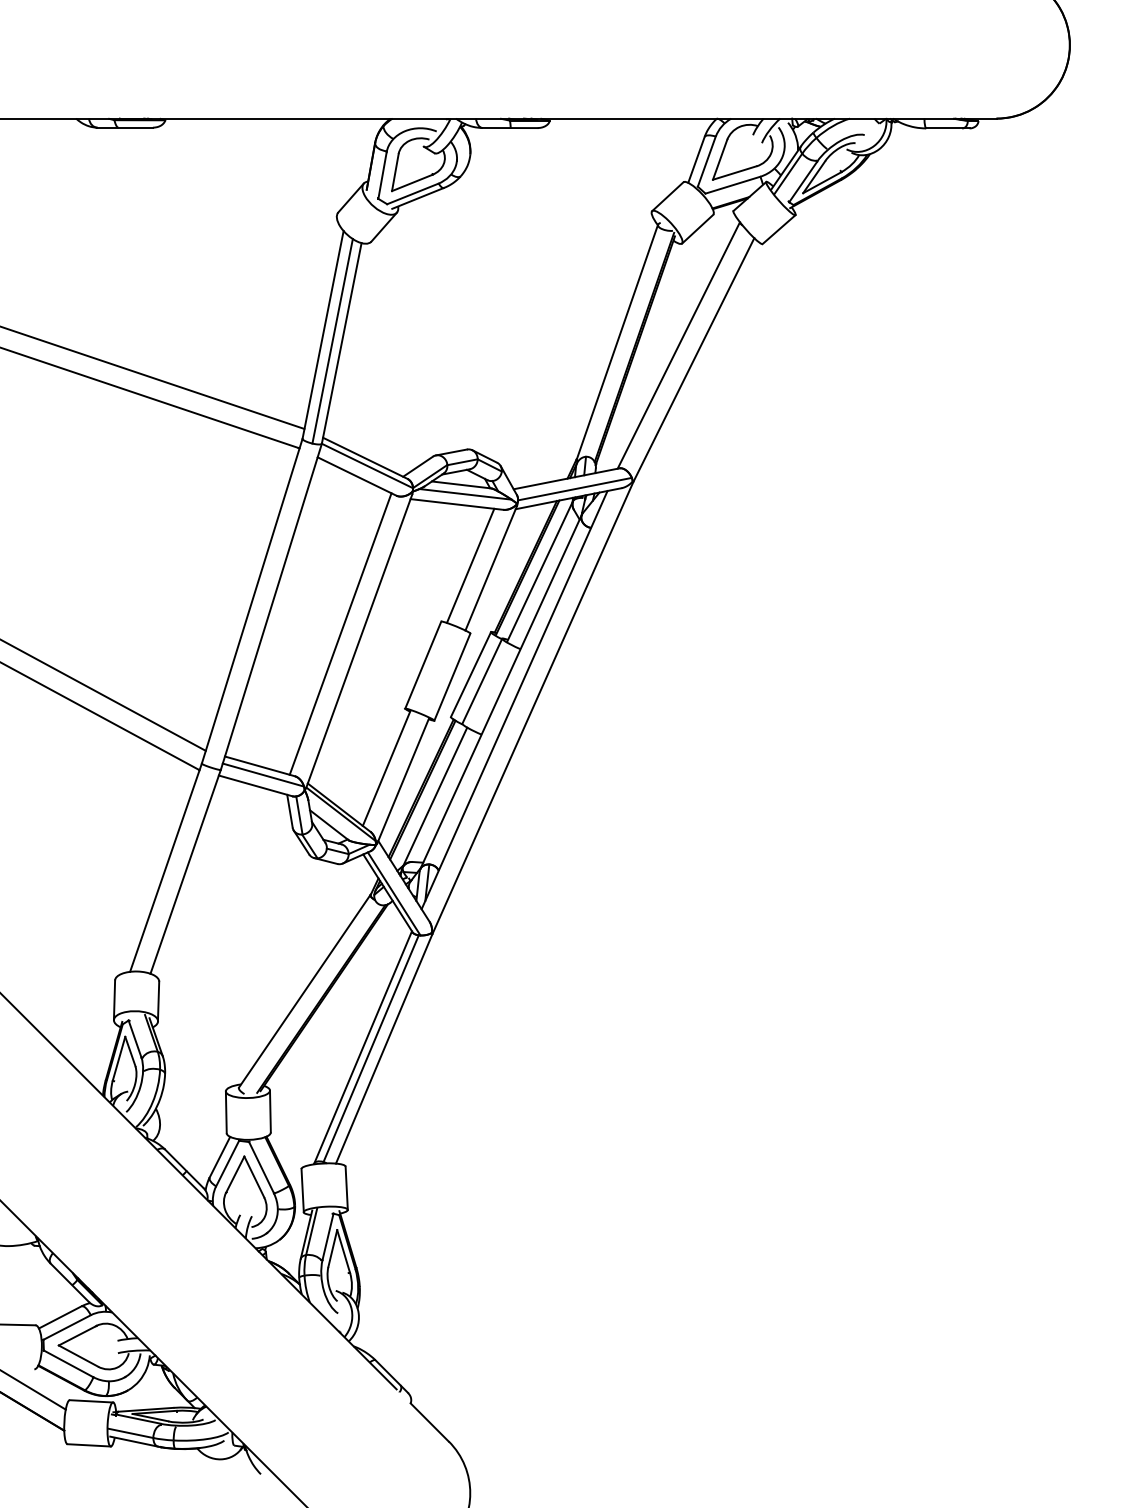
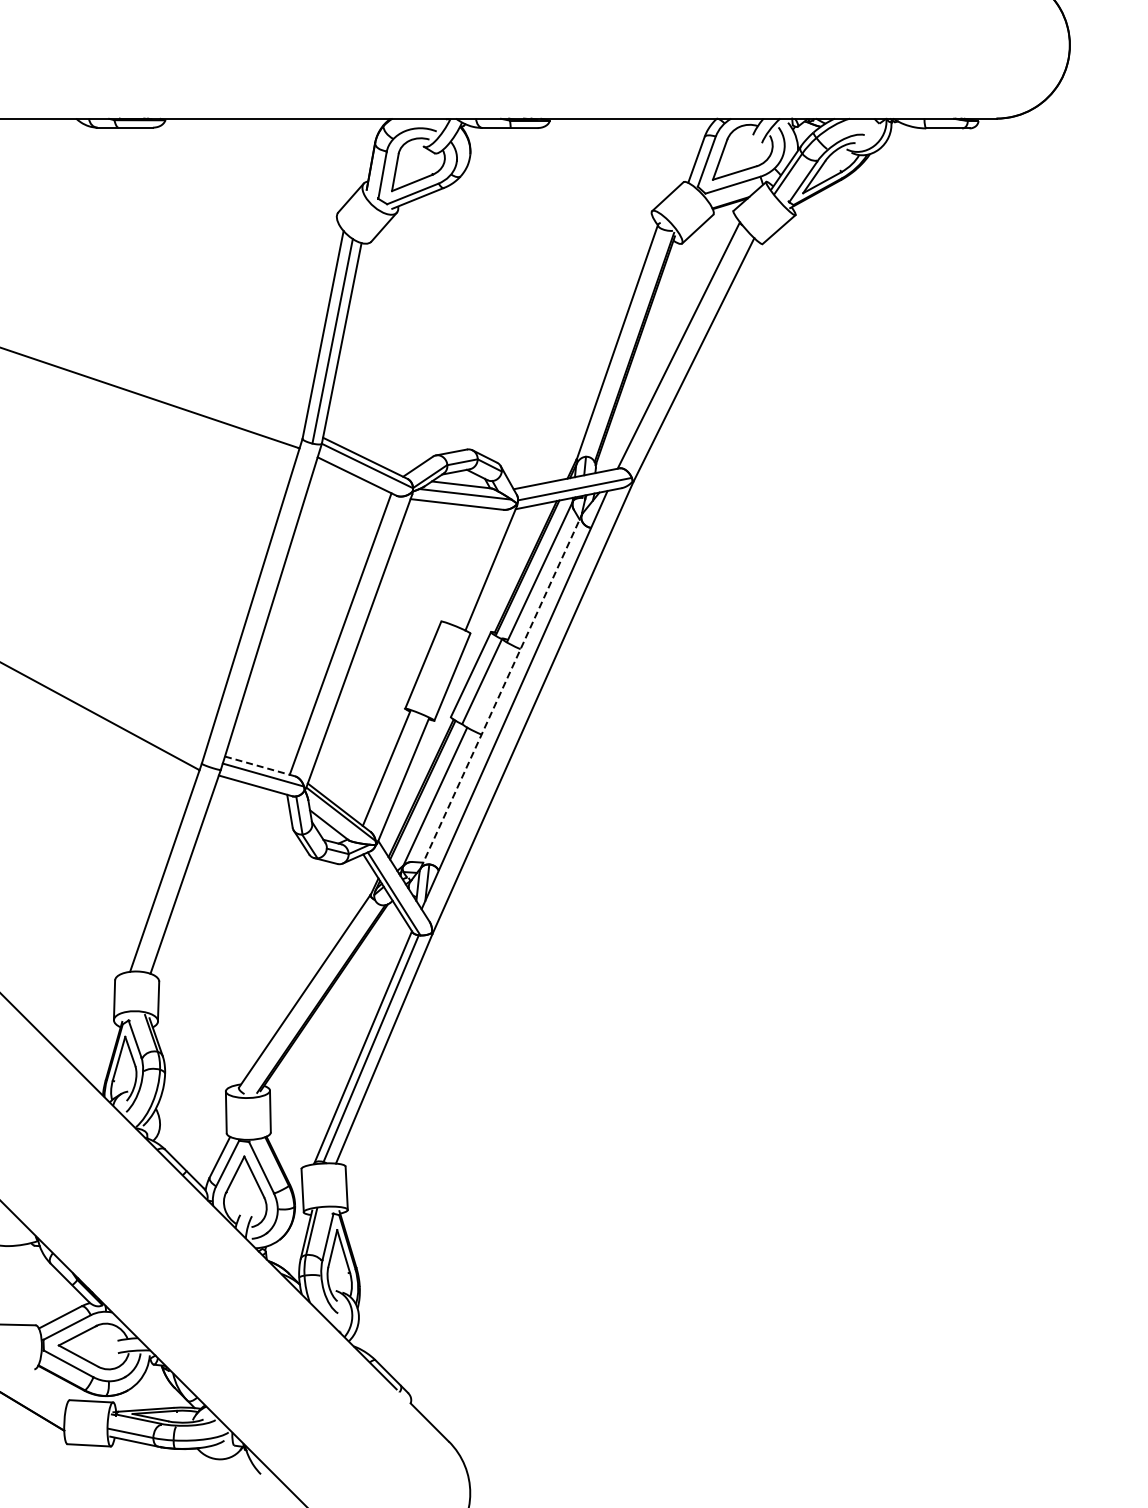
line: present -> none (153, 377)
line: present -> none (470, 565)
line: solid -> dashed (501, 691)
line: present -> none (103, 695)
line: solid -> dashed (260, 766)
line: present -> none (33, 1390)
